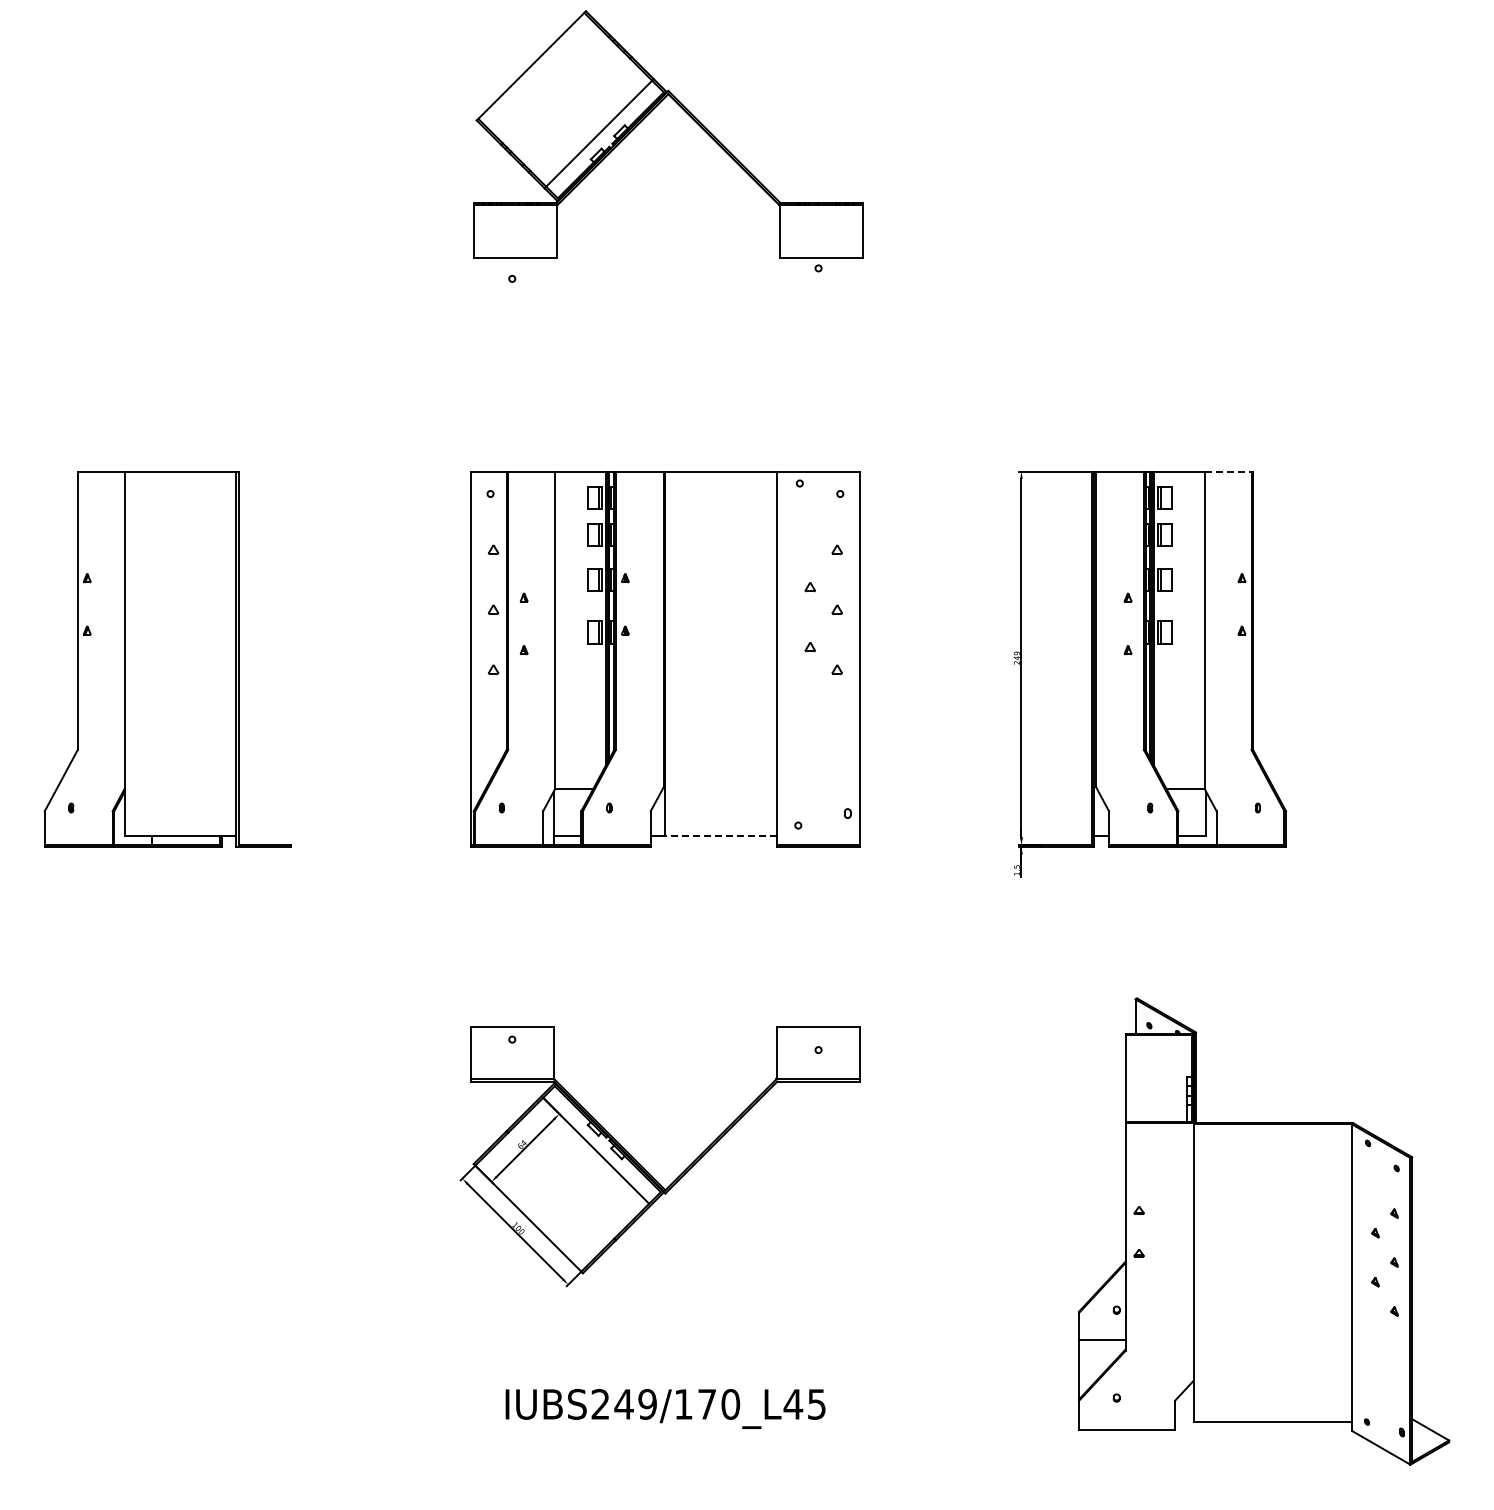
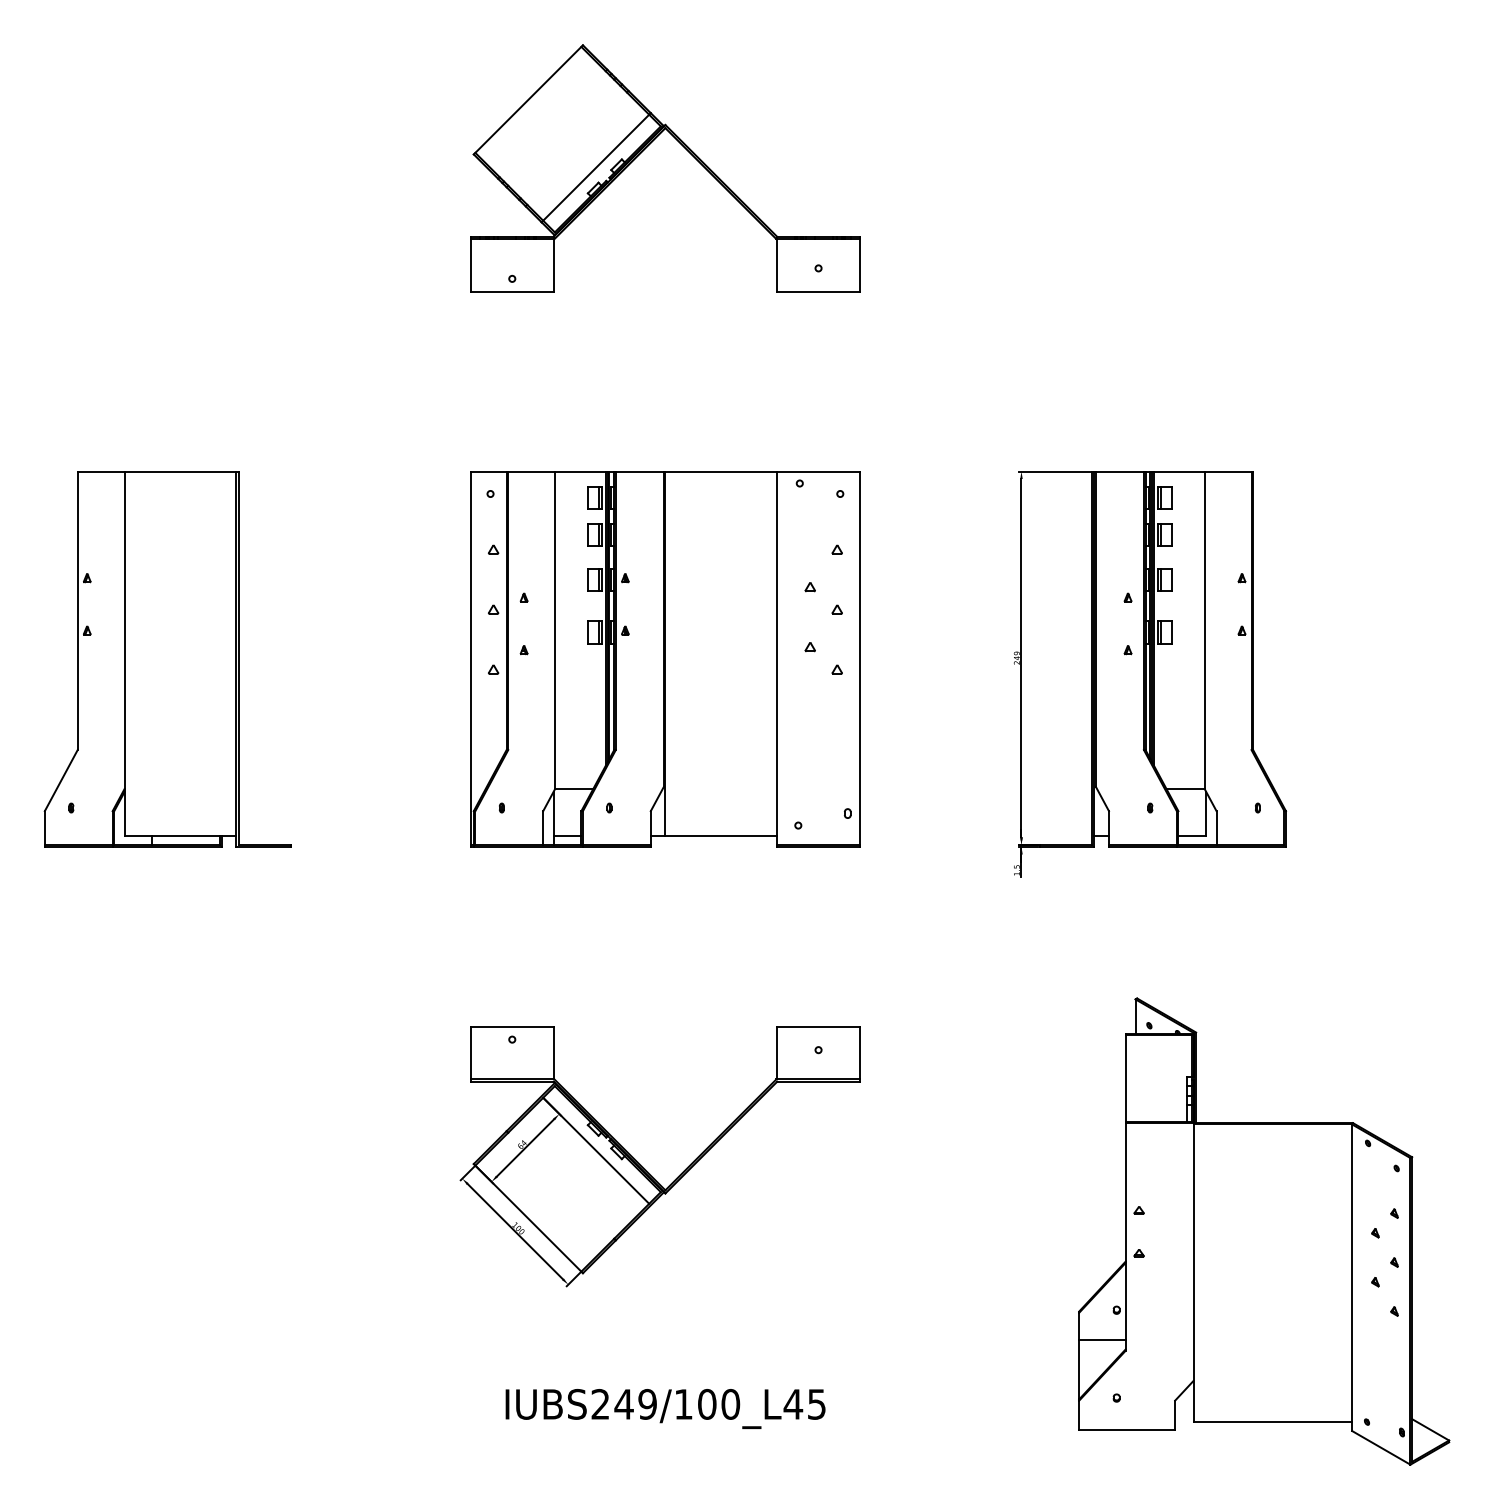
part position: (649, 114) -> (646, 148) (646, 148)
line: dashed -> solid (1228, 471)
line: dashed -> solid (721, 836)
text: IUBS249/170_L45 -> IUBS249/100_L45 (707, 1403)
